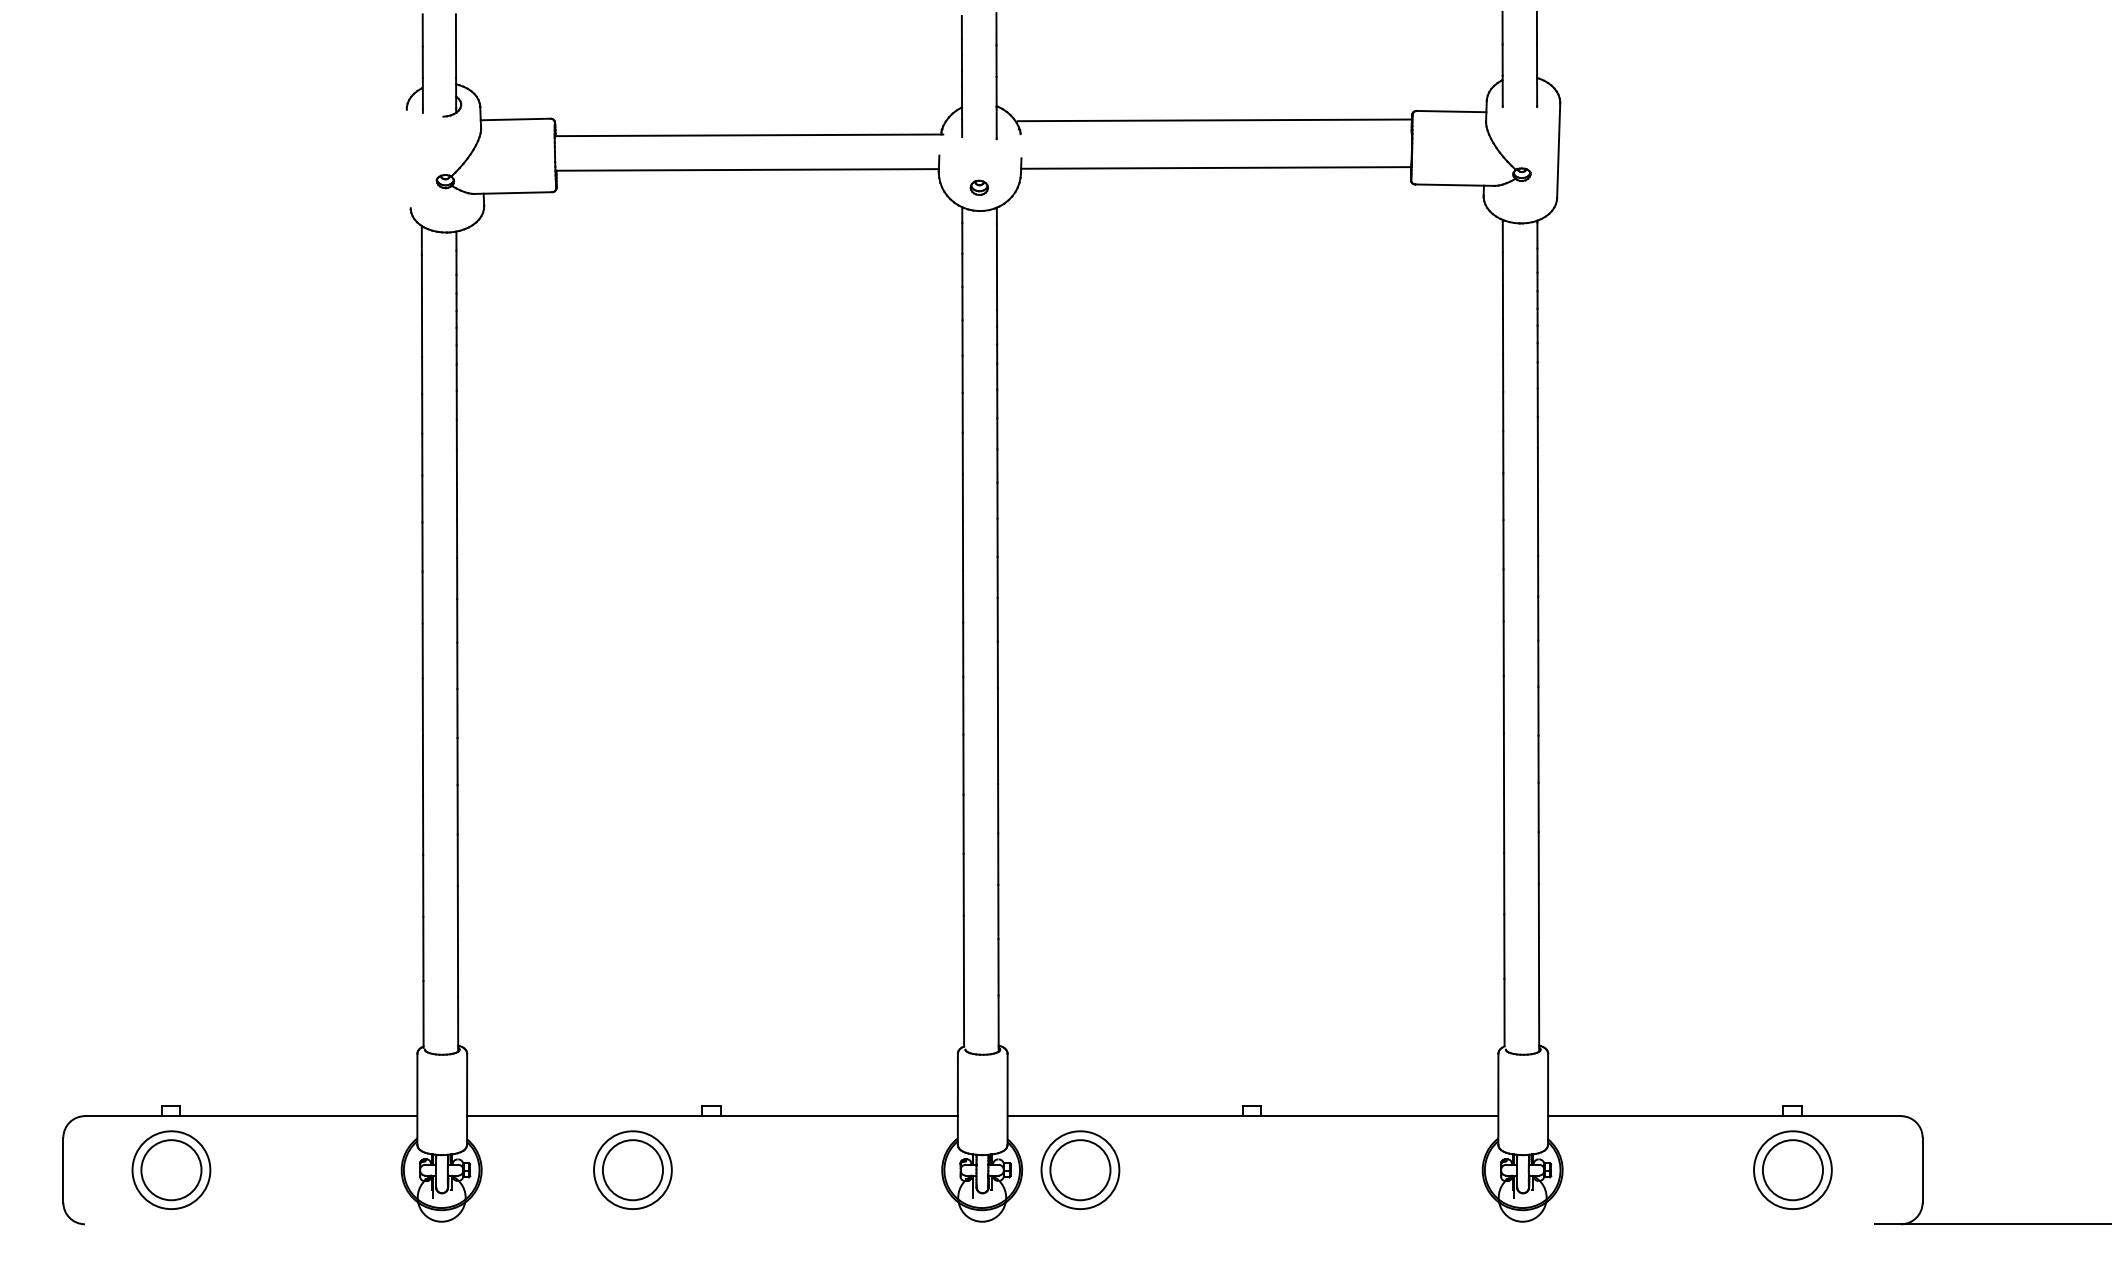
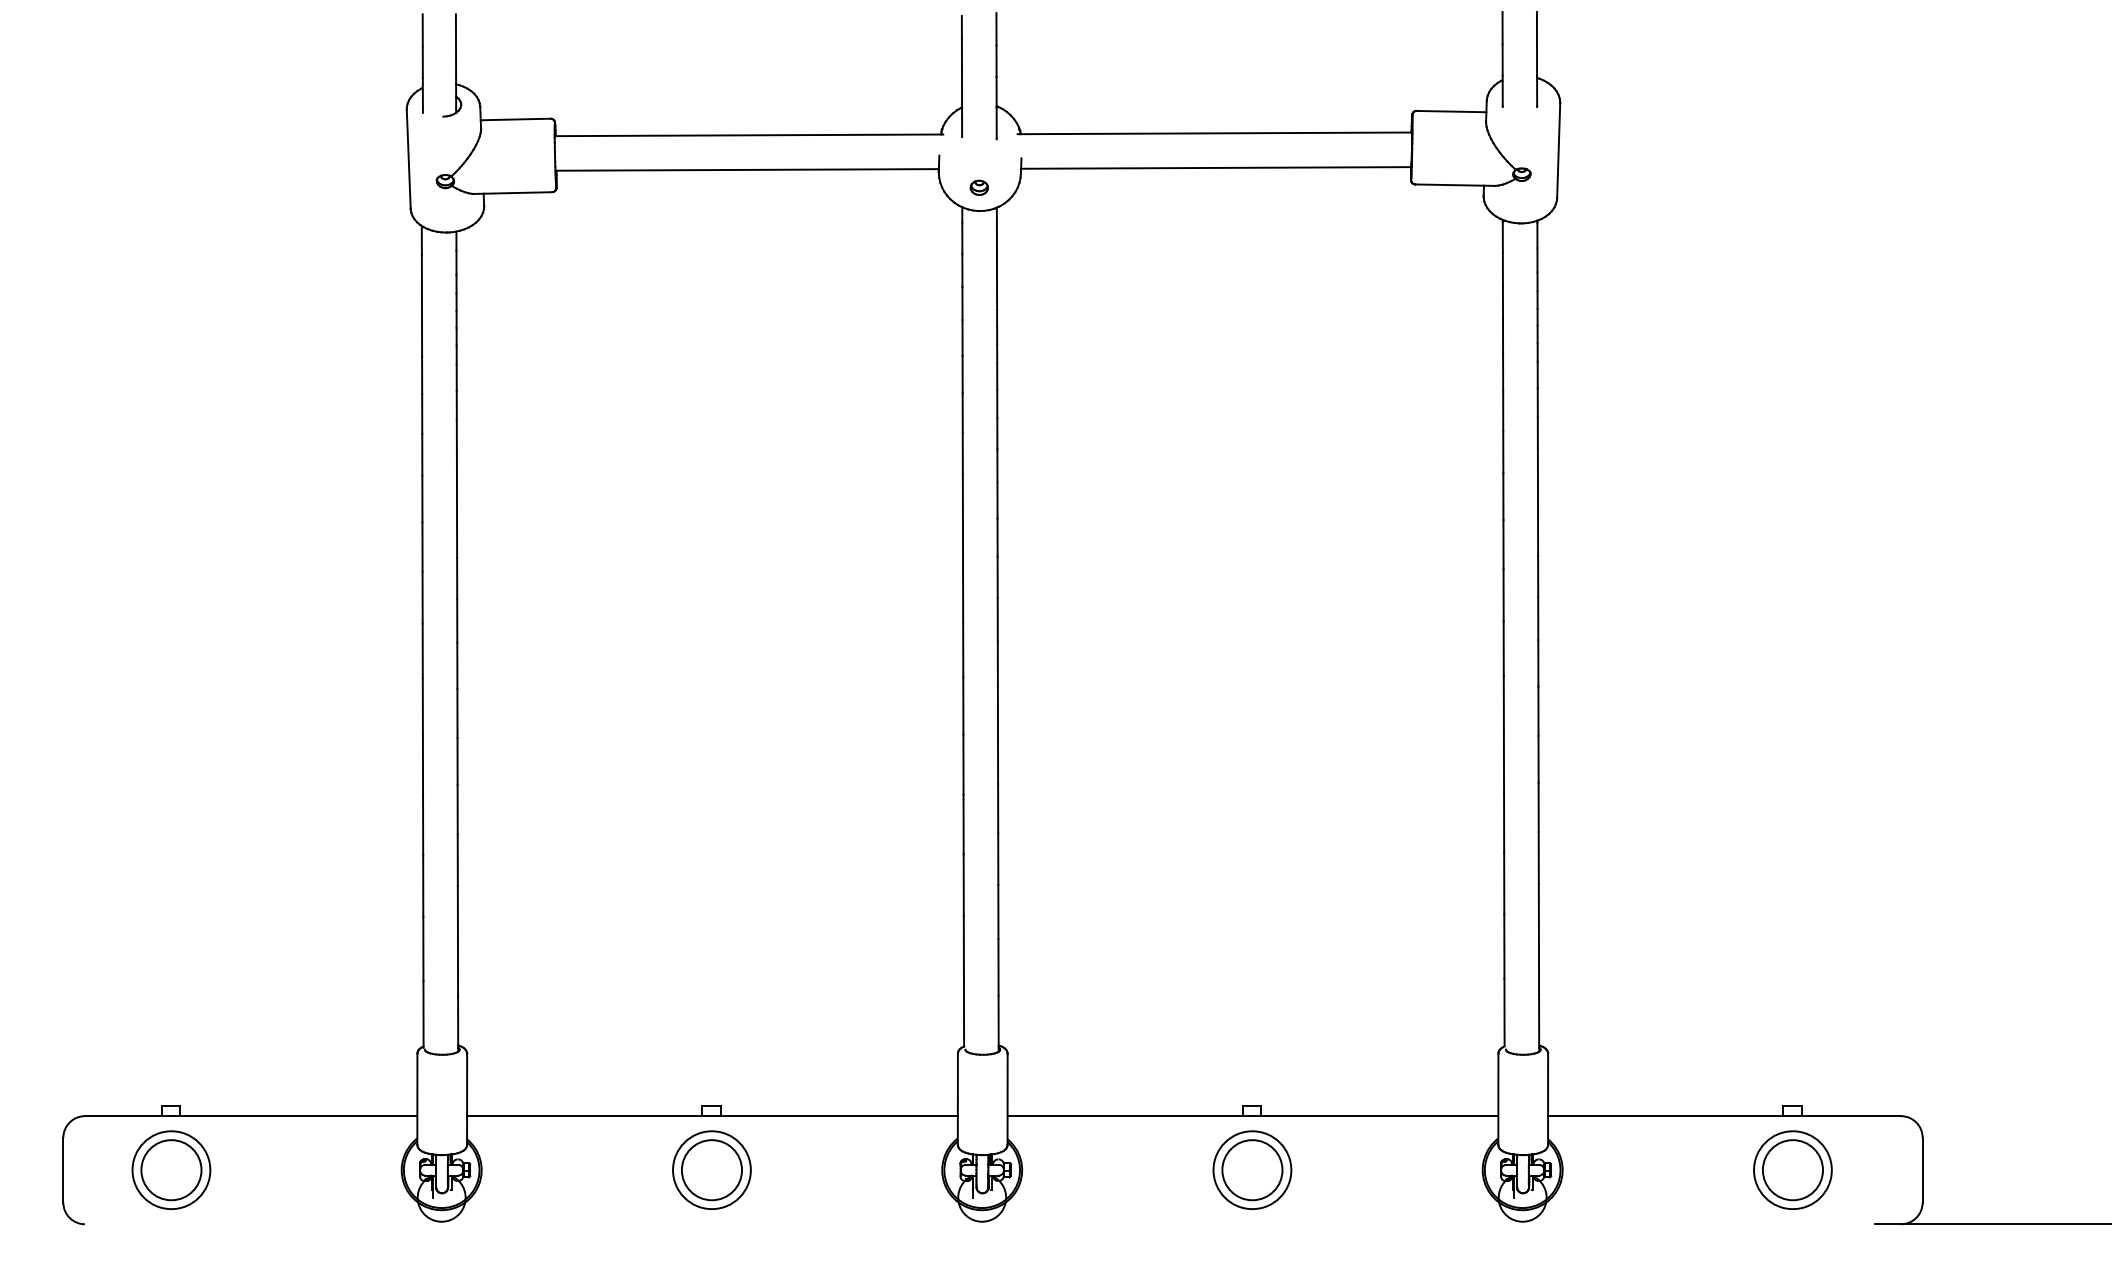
line position: (1214, 120) -> (1214, 133) (1214, 133)
line: none -> present (408, 158)
part position: (632, 1169) -> (711, 1169) (711, 1169)
part position: (1080, 1169) -> (1252, 1169) (1252, 1169)
